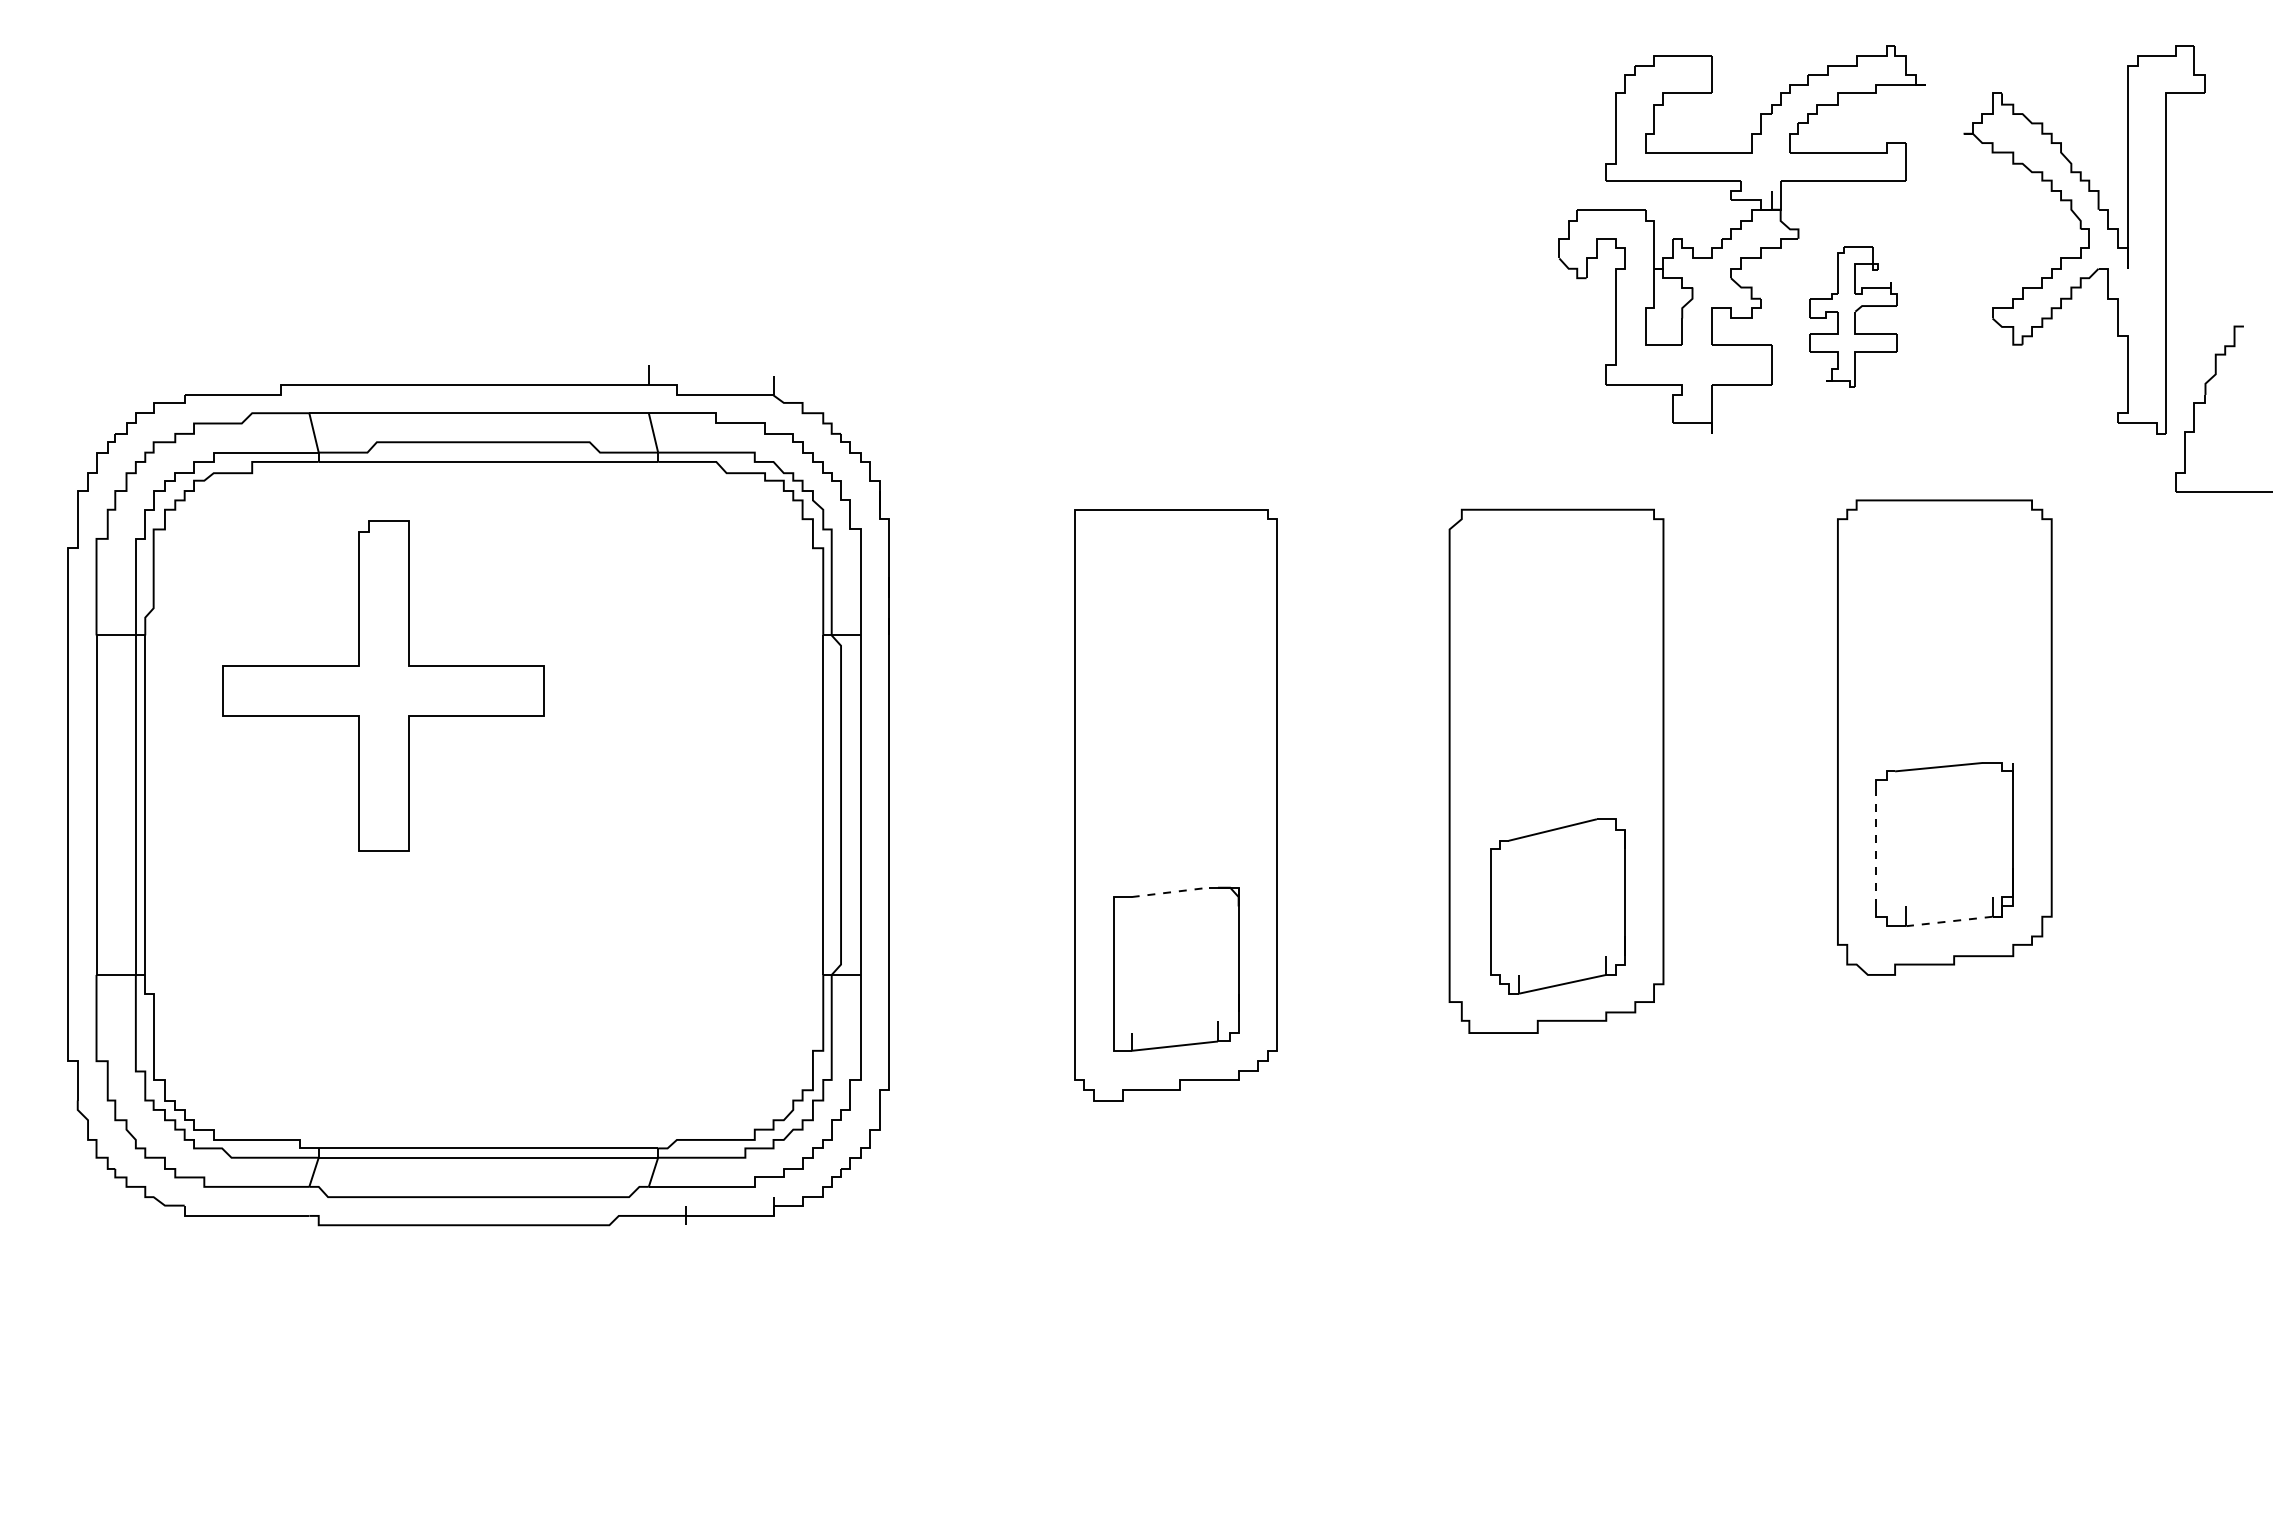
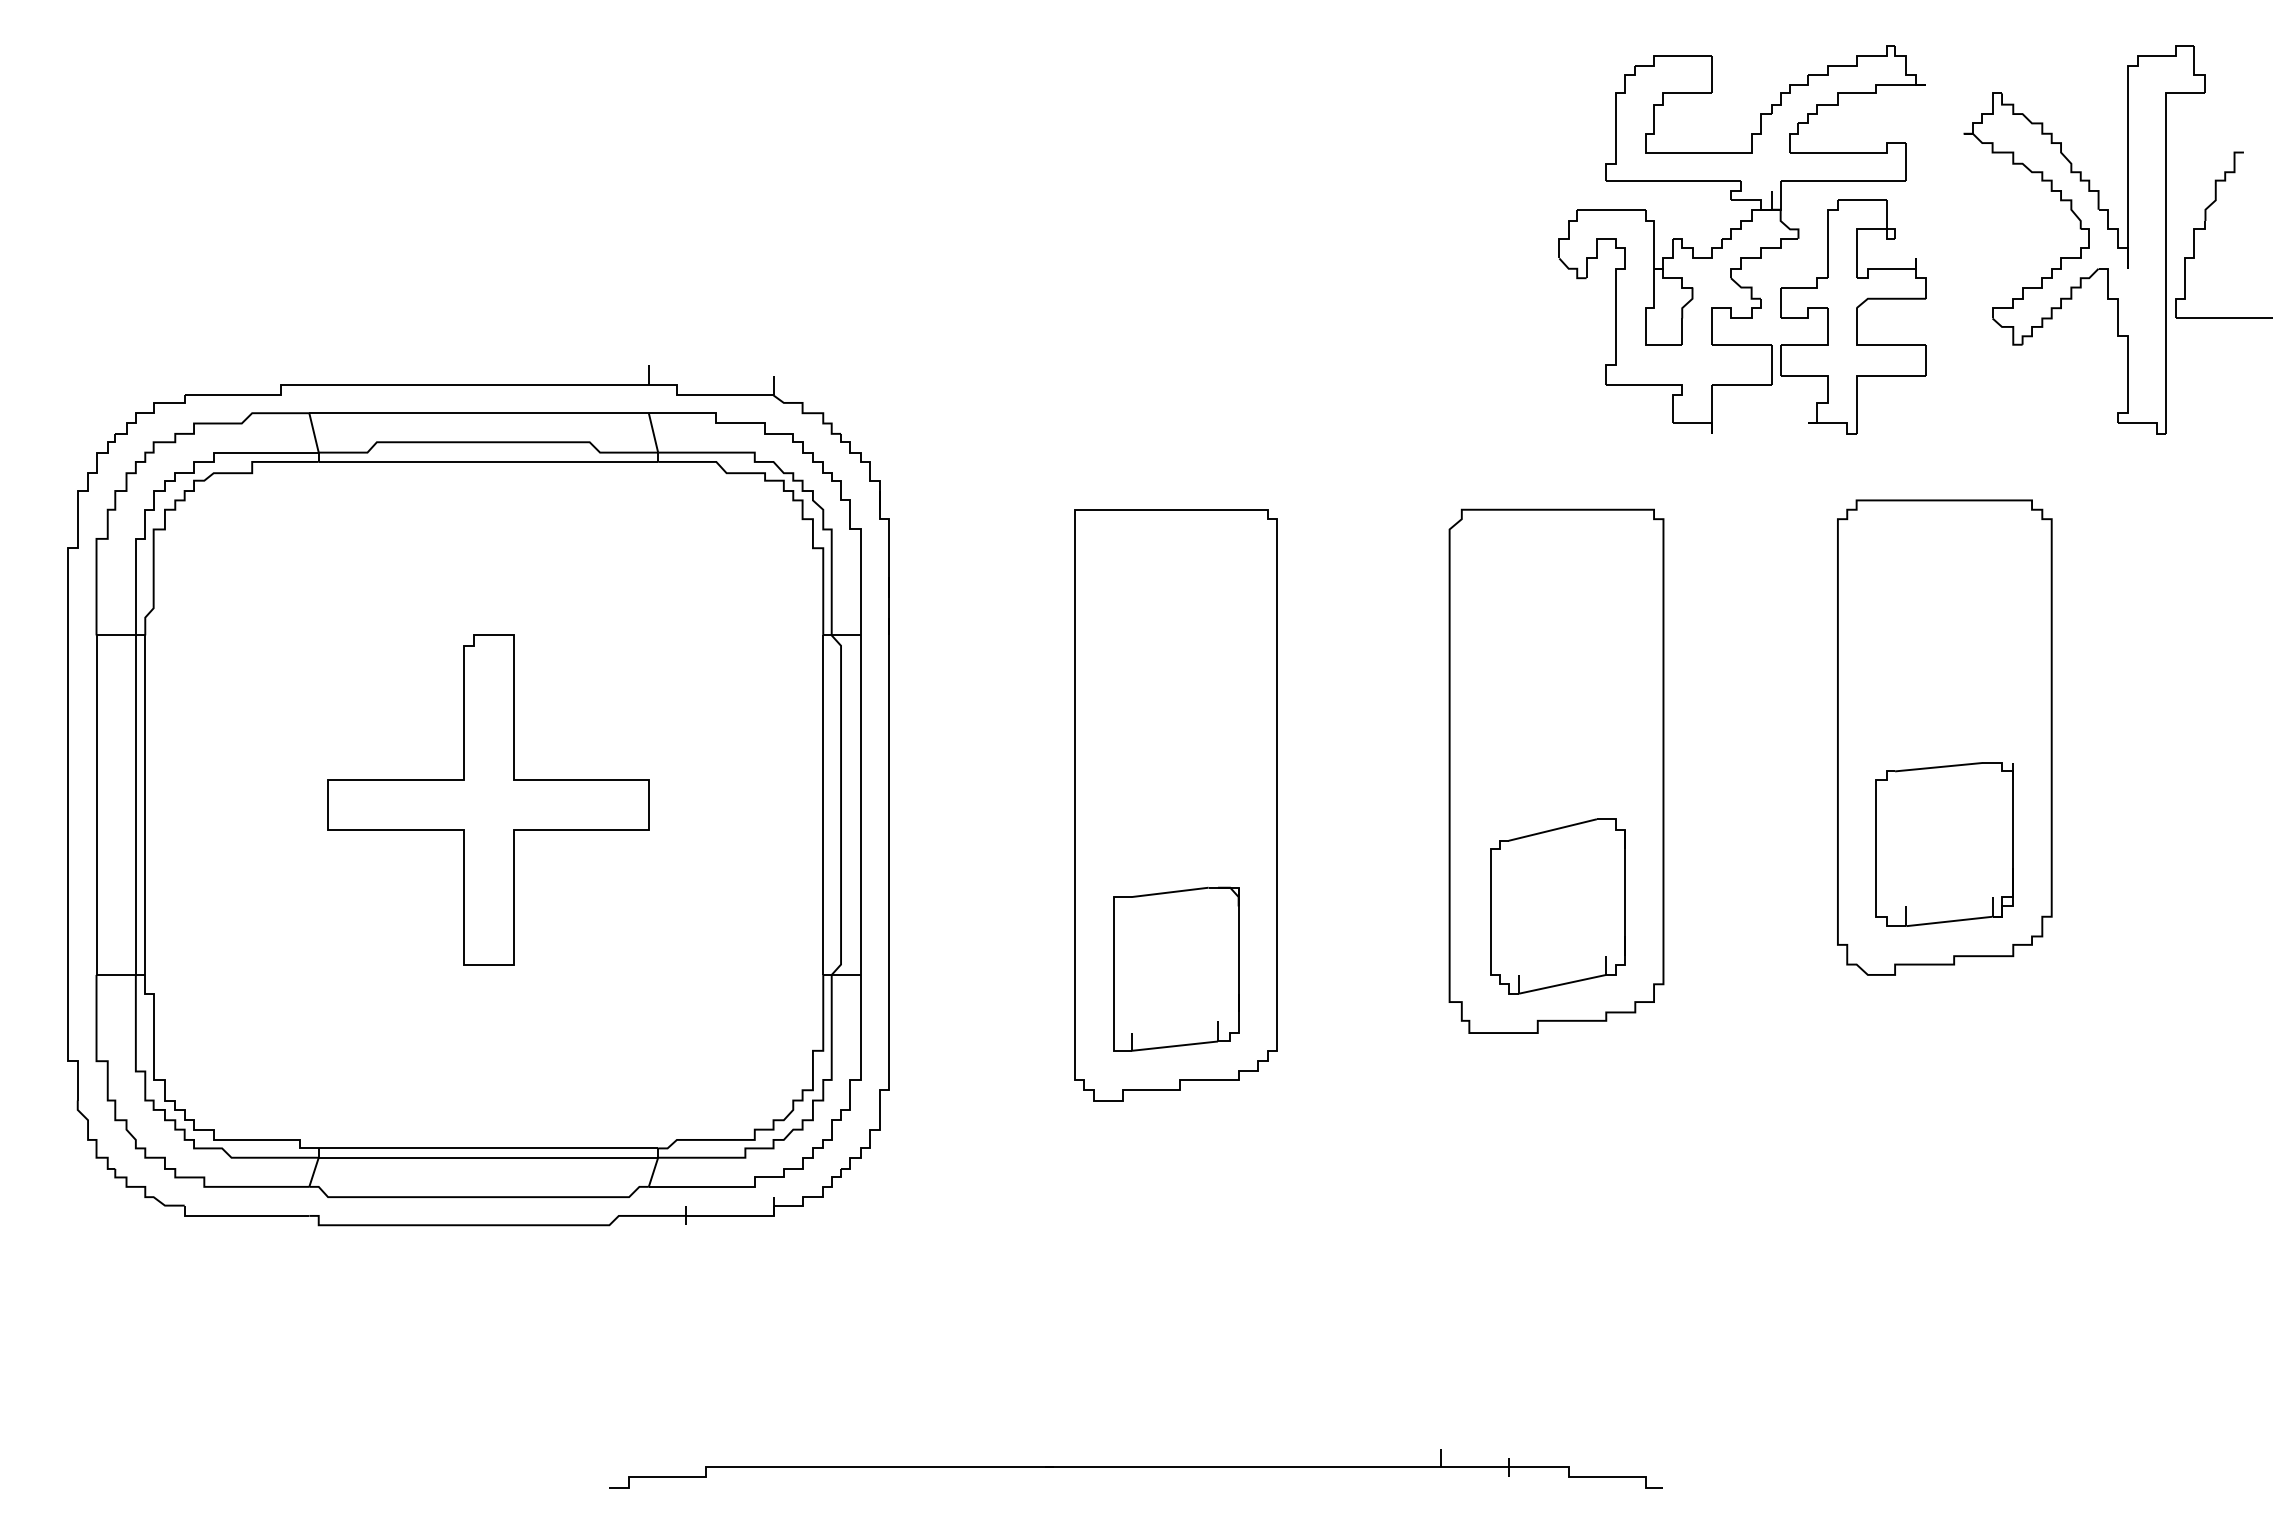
part size: 89x142 px -> 147x236 px (1853, 316)
part position: (2205, 403) -> (2205, 229) (2205, 229)
part position: (383, 685) -> (488, 799) (488, 799)
line: dashed -> solid (1876, 847)
line: dashed -> solid (1170, 892)
line: dashed -> solid (1948, 921)
part: none -> present (1135, 1468)
